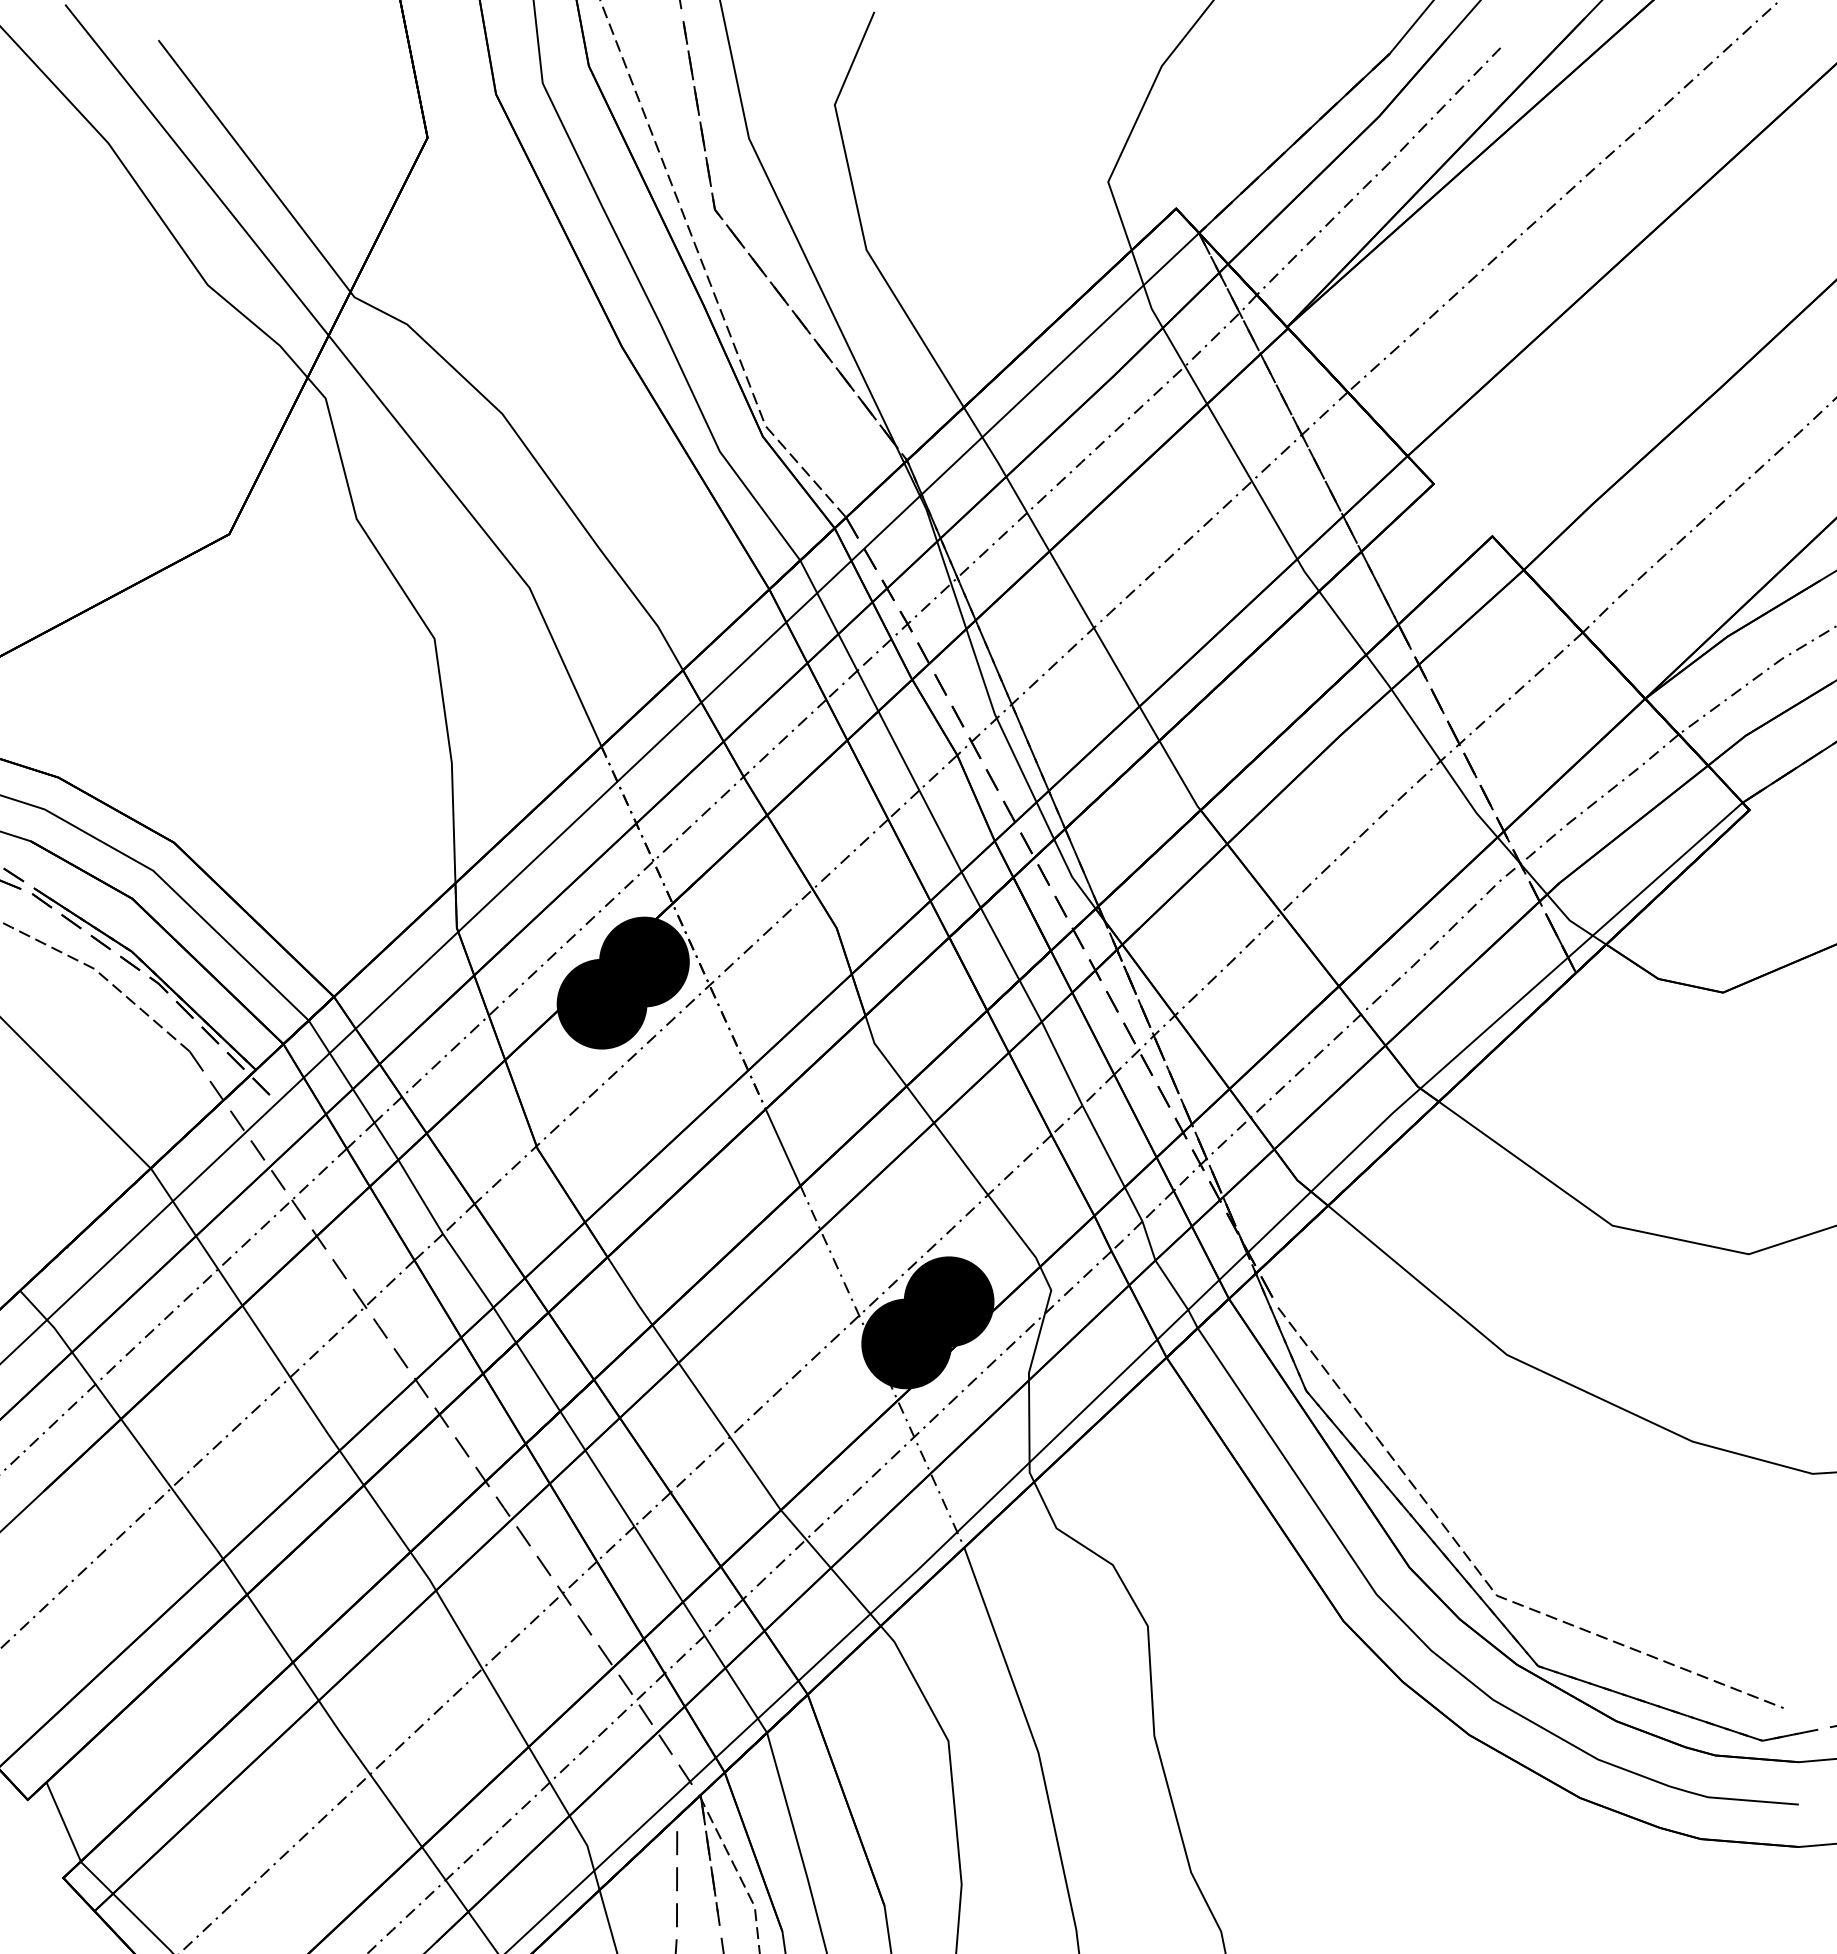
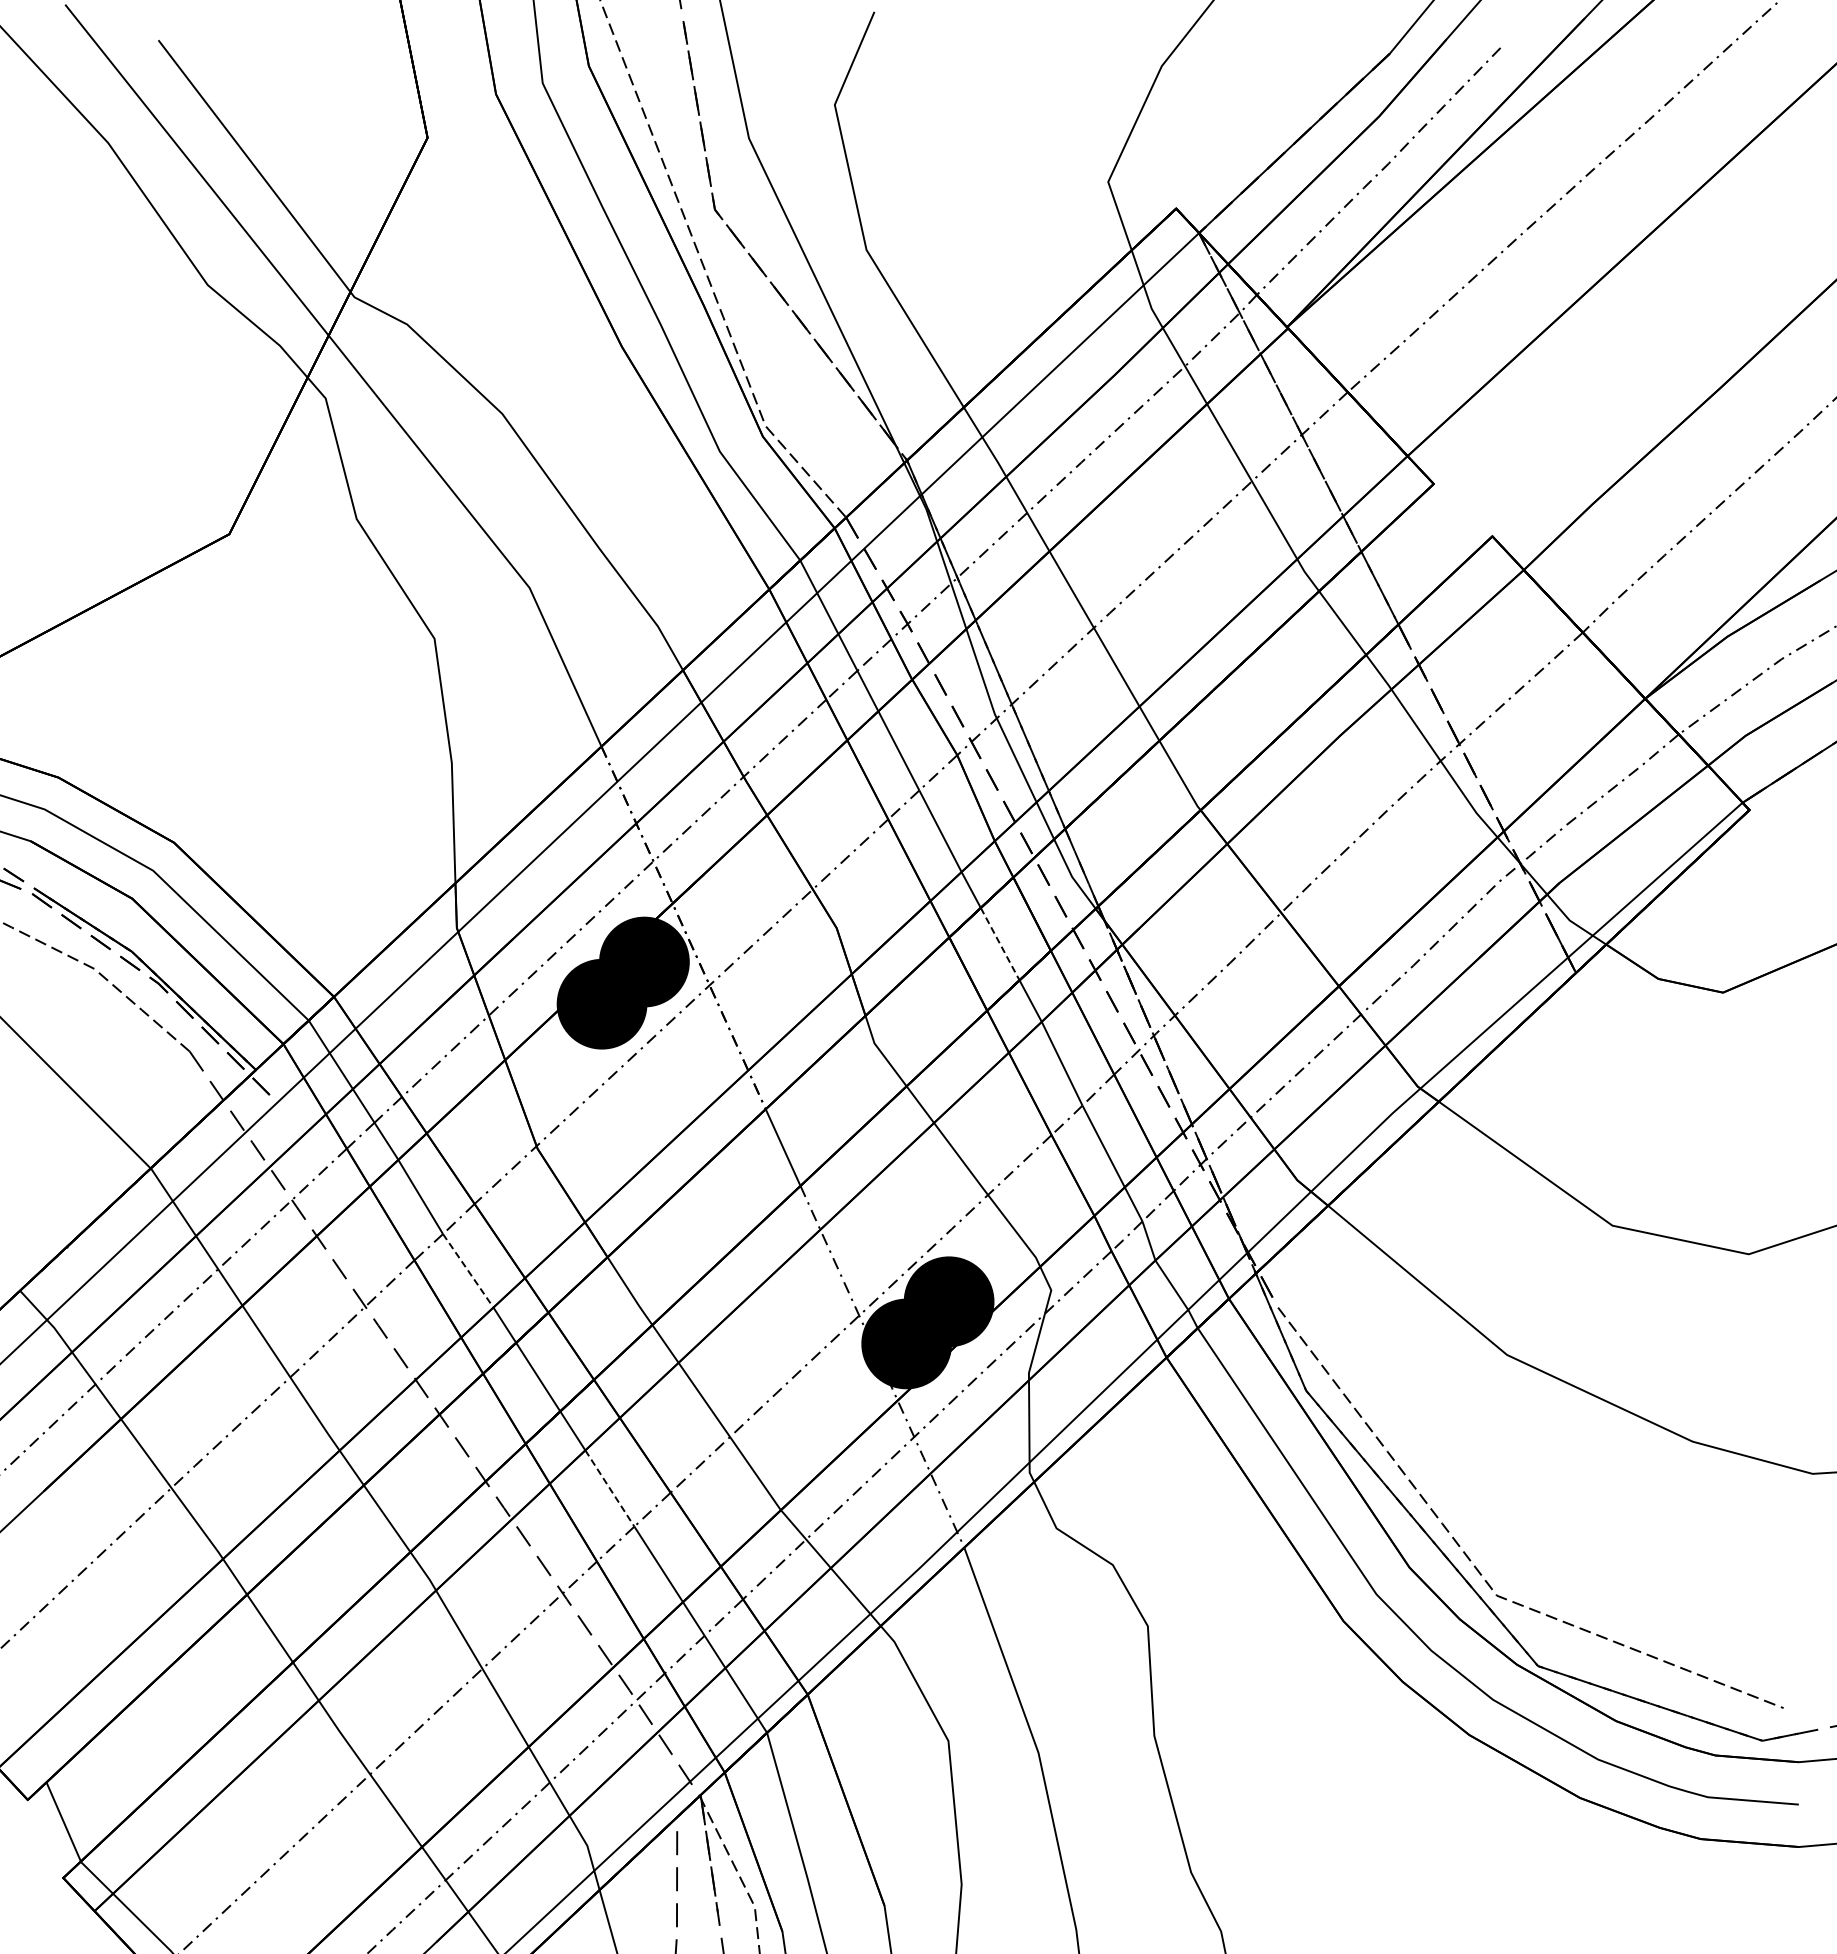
line: solid -> dashed (1000, 944)
line: solid -> dashed (468, 1270)
line: solid -> dashed (610, 1488)
